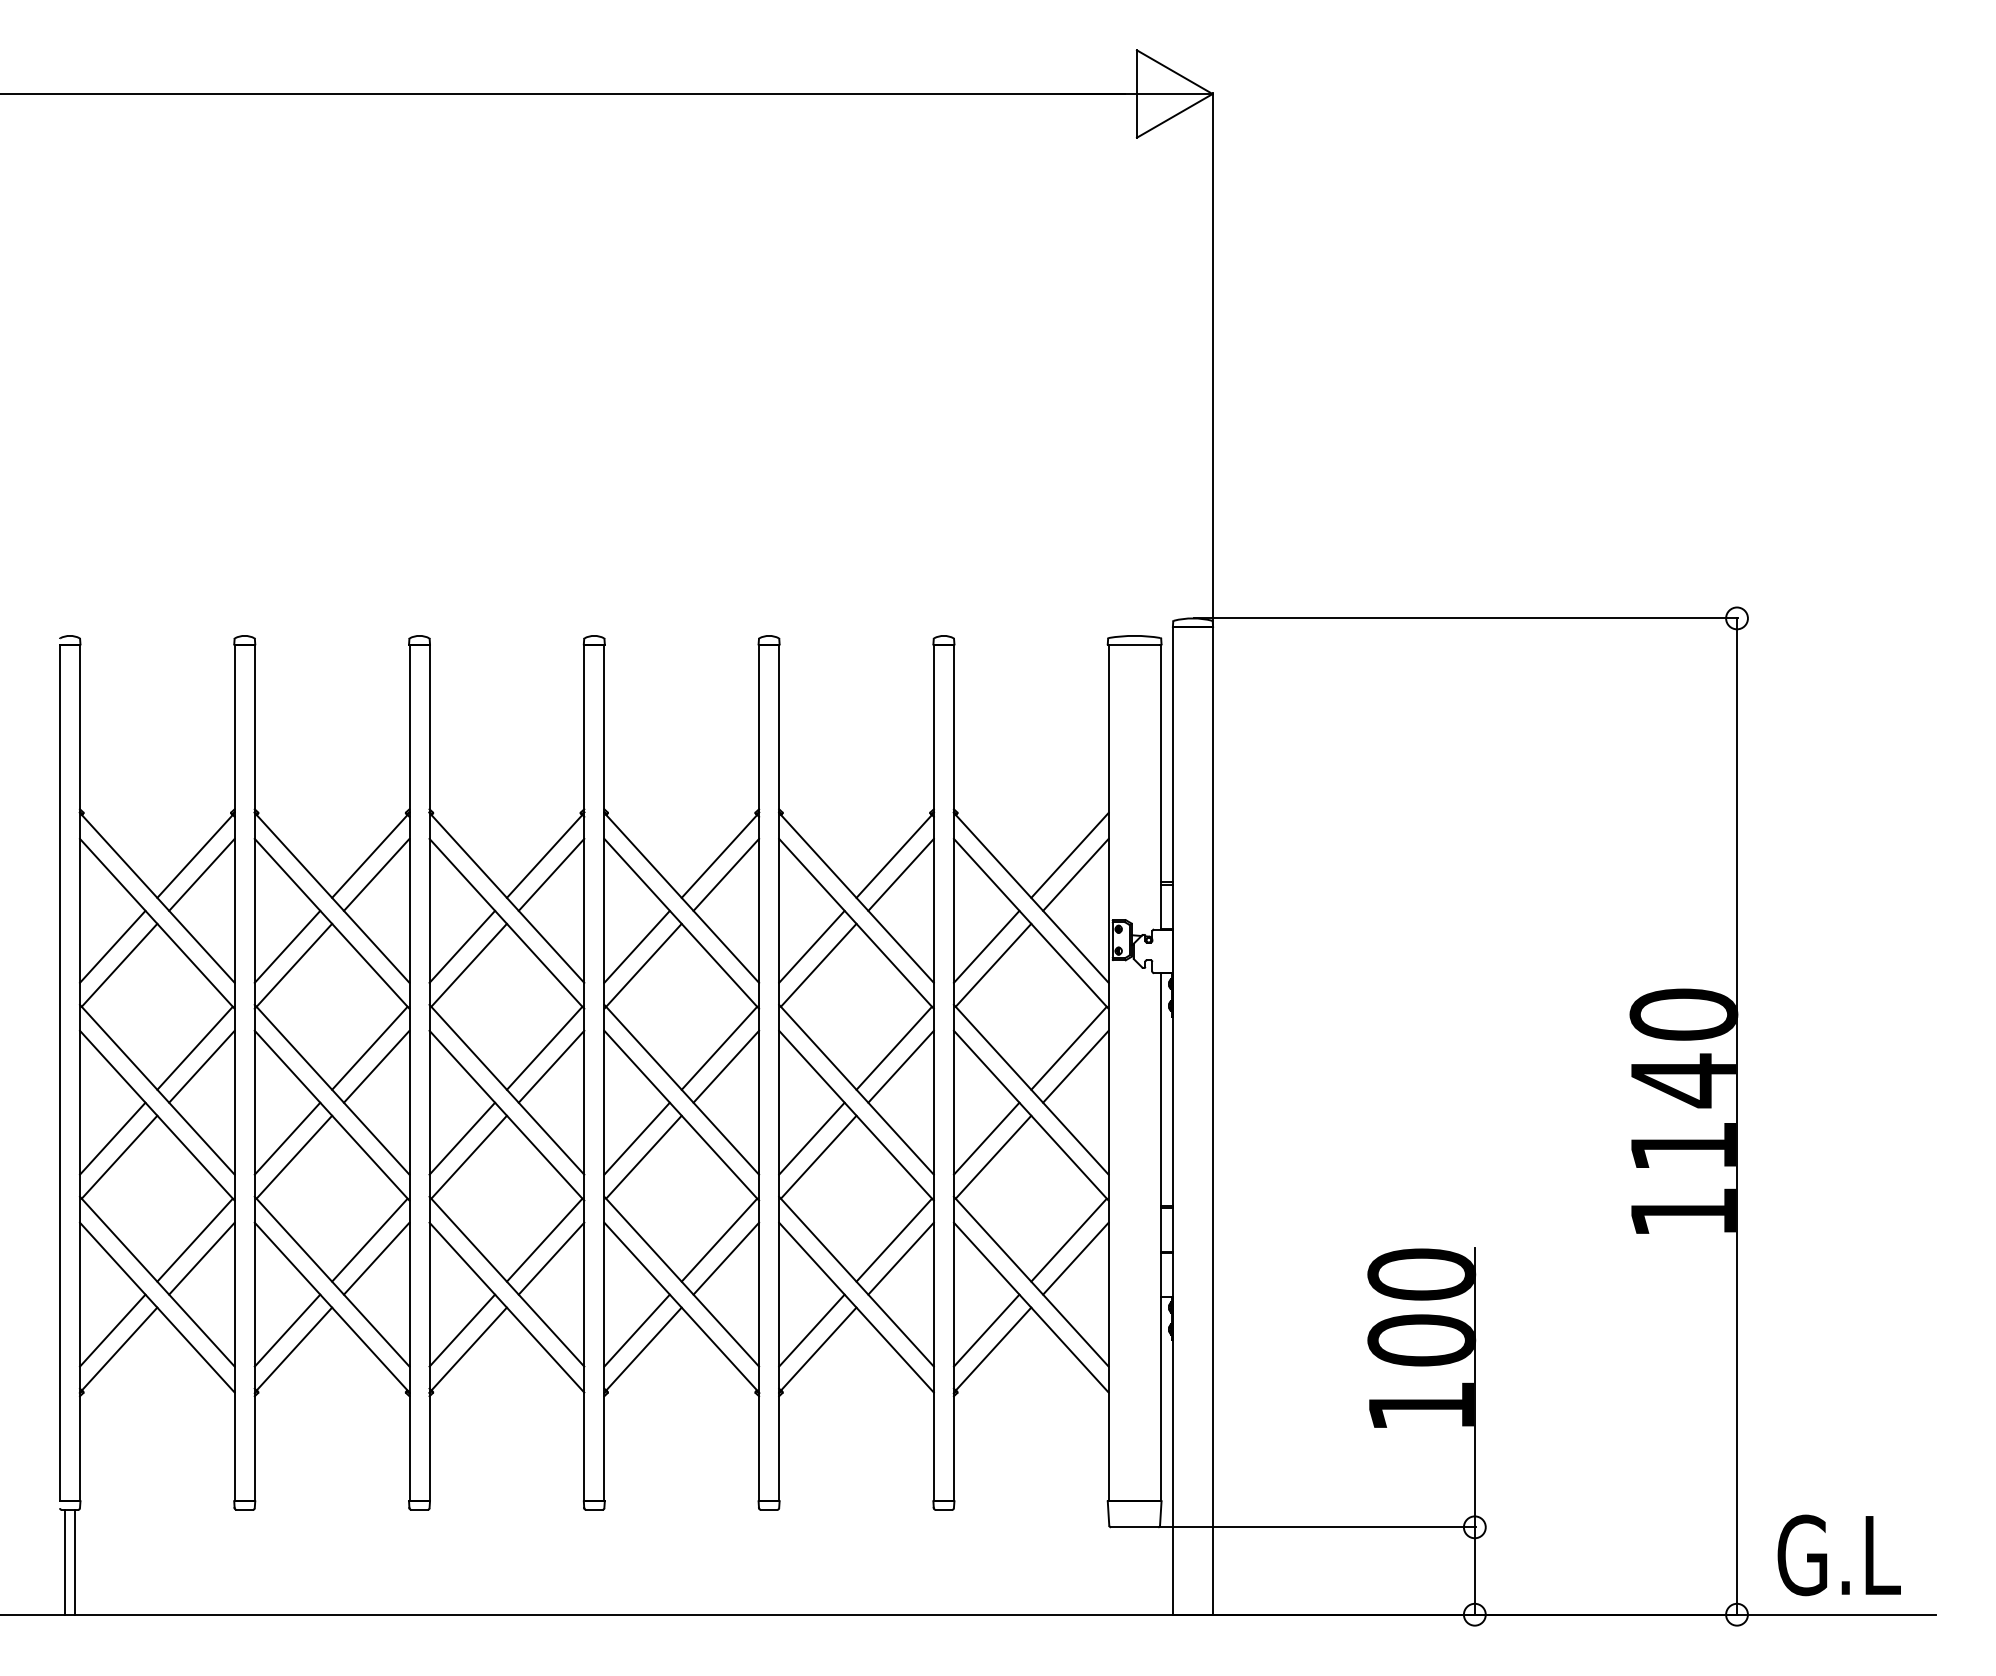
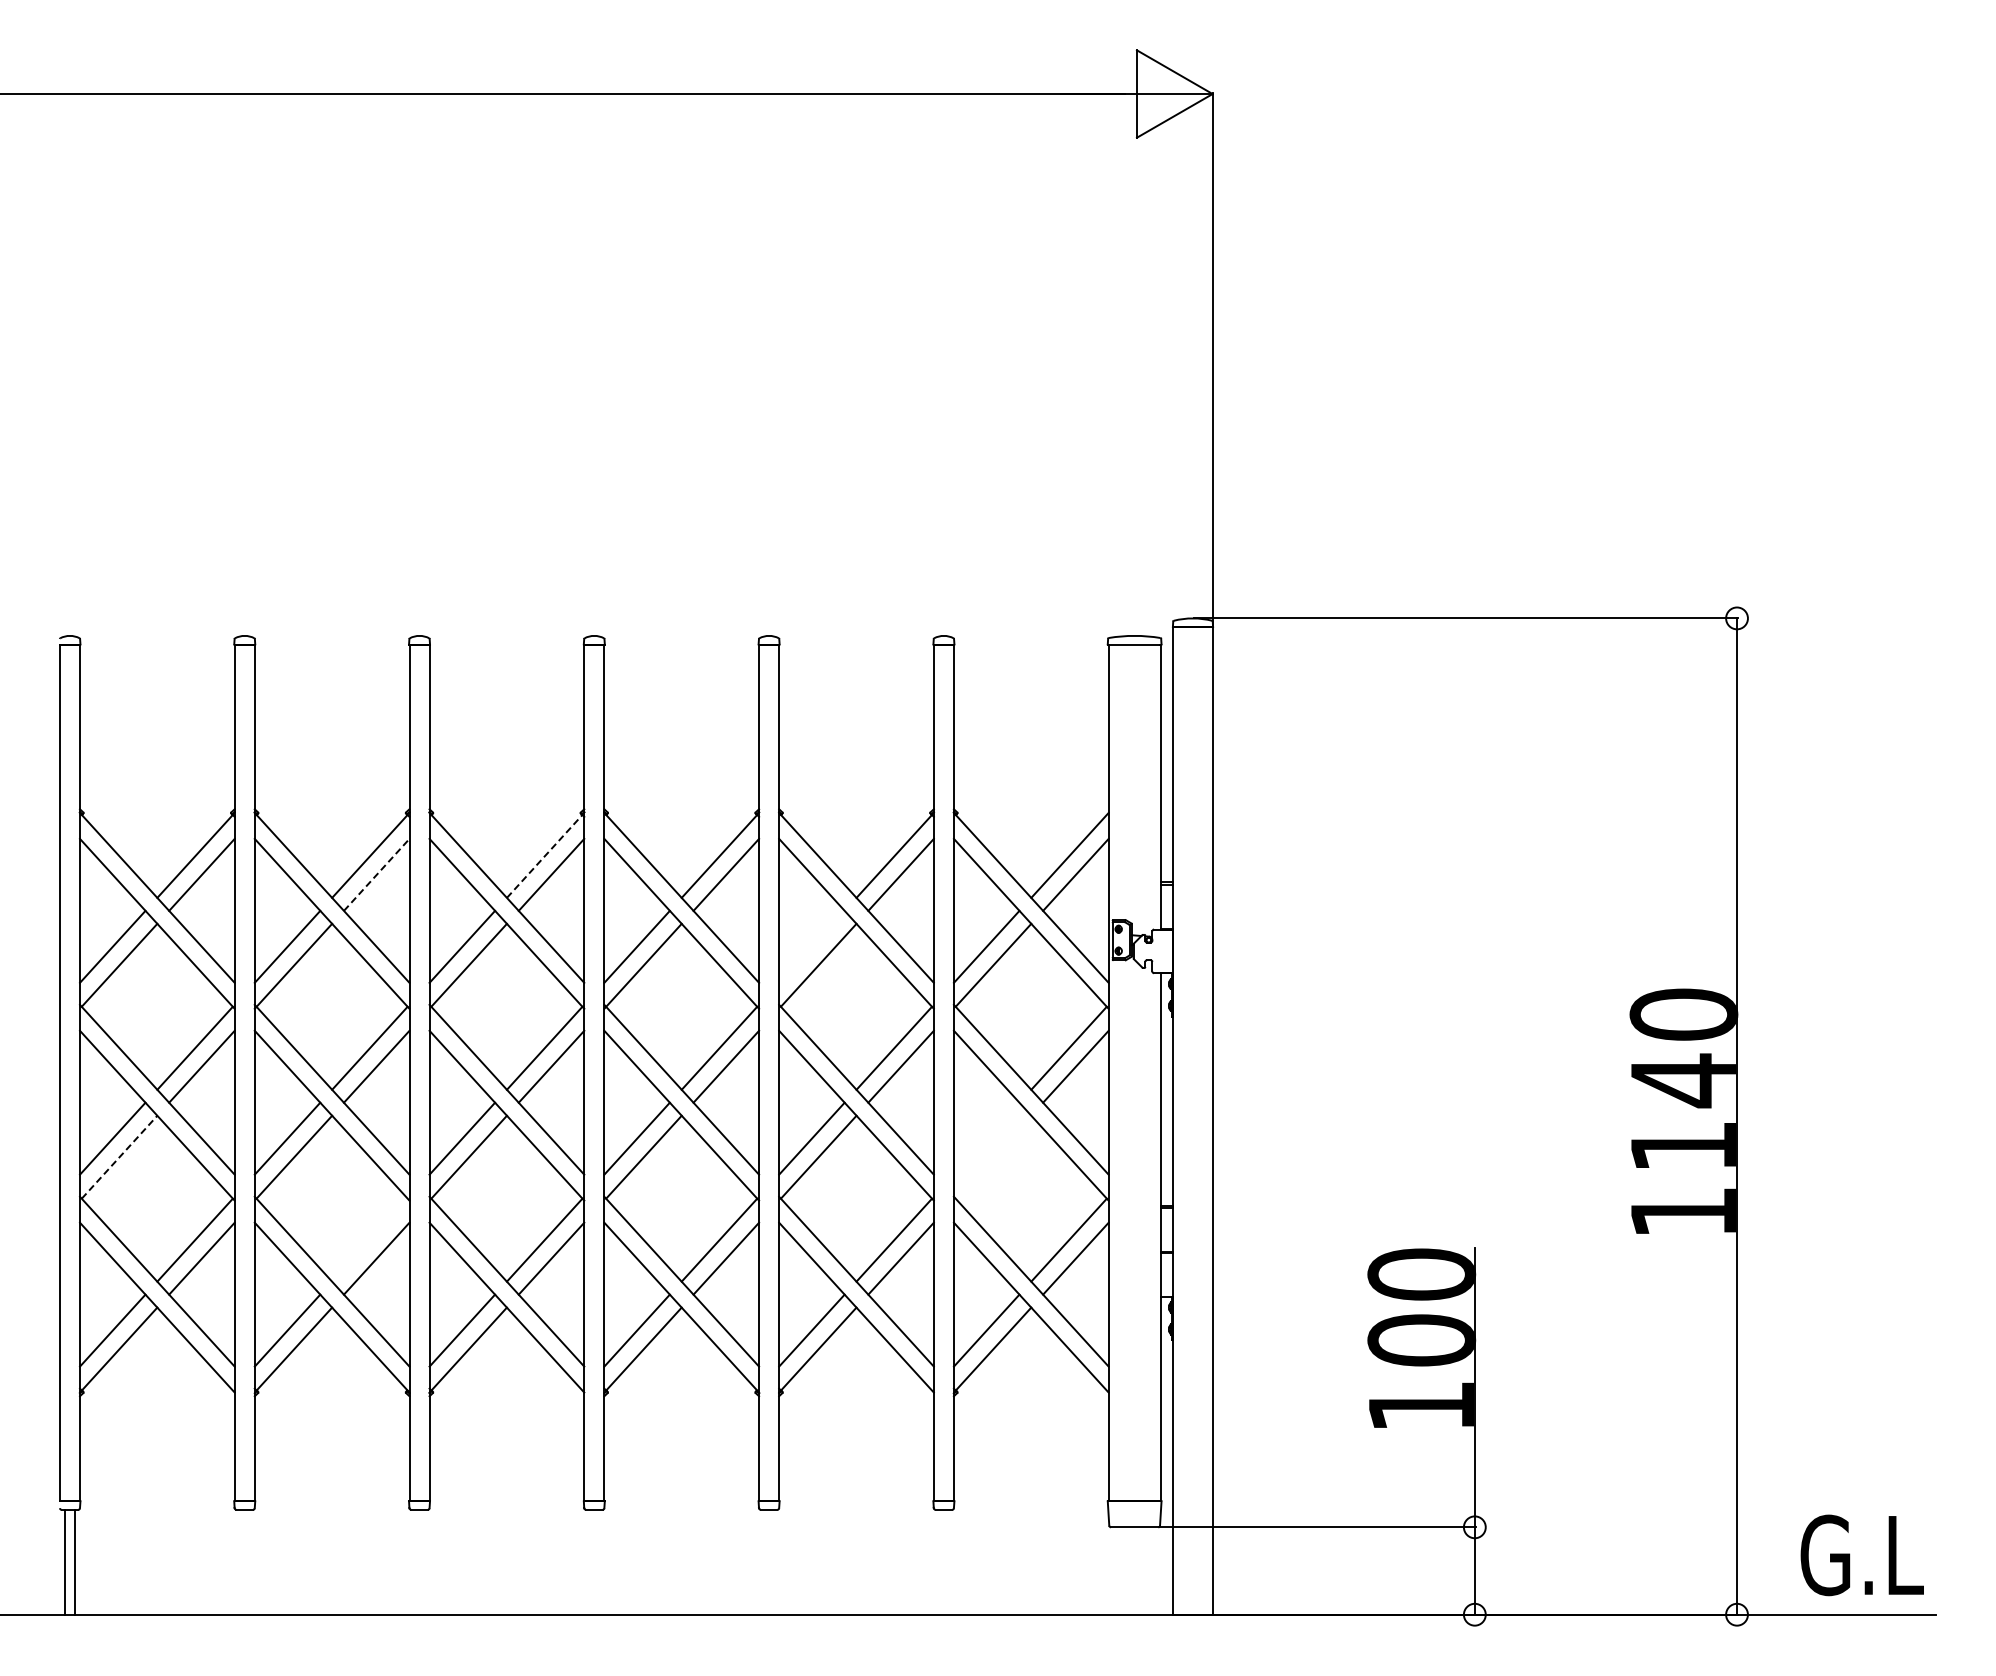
line: solid -> dashed (545, 856)
line: solid -> dashed (376, 874)
line: present -> none (811, 946)
line: present -> none (986, 1138)
line: solid -> dashed (119, 1156)
line: present -> none (993, 1156)
line: present -> none (369, 1239)
text position: (1838, 1555) -> (1861, 1555) (1861, 1555)
